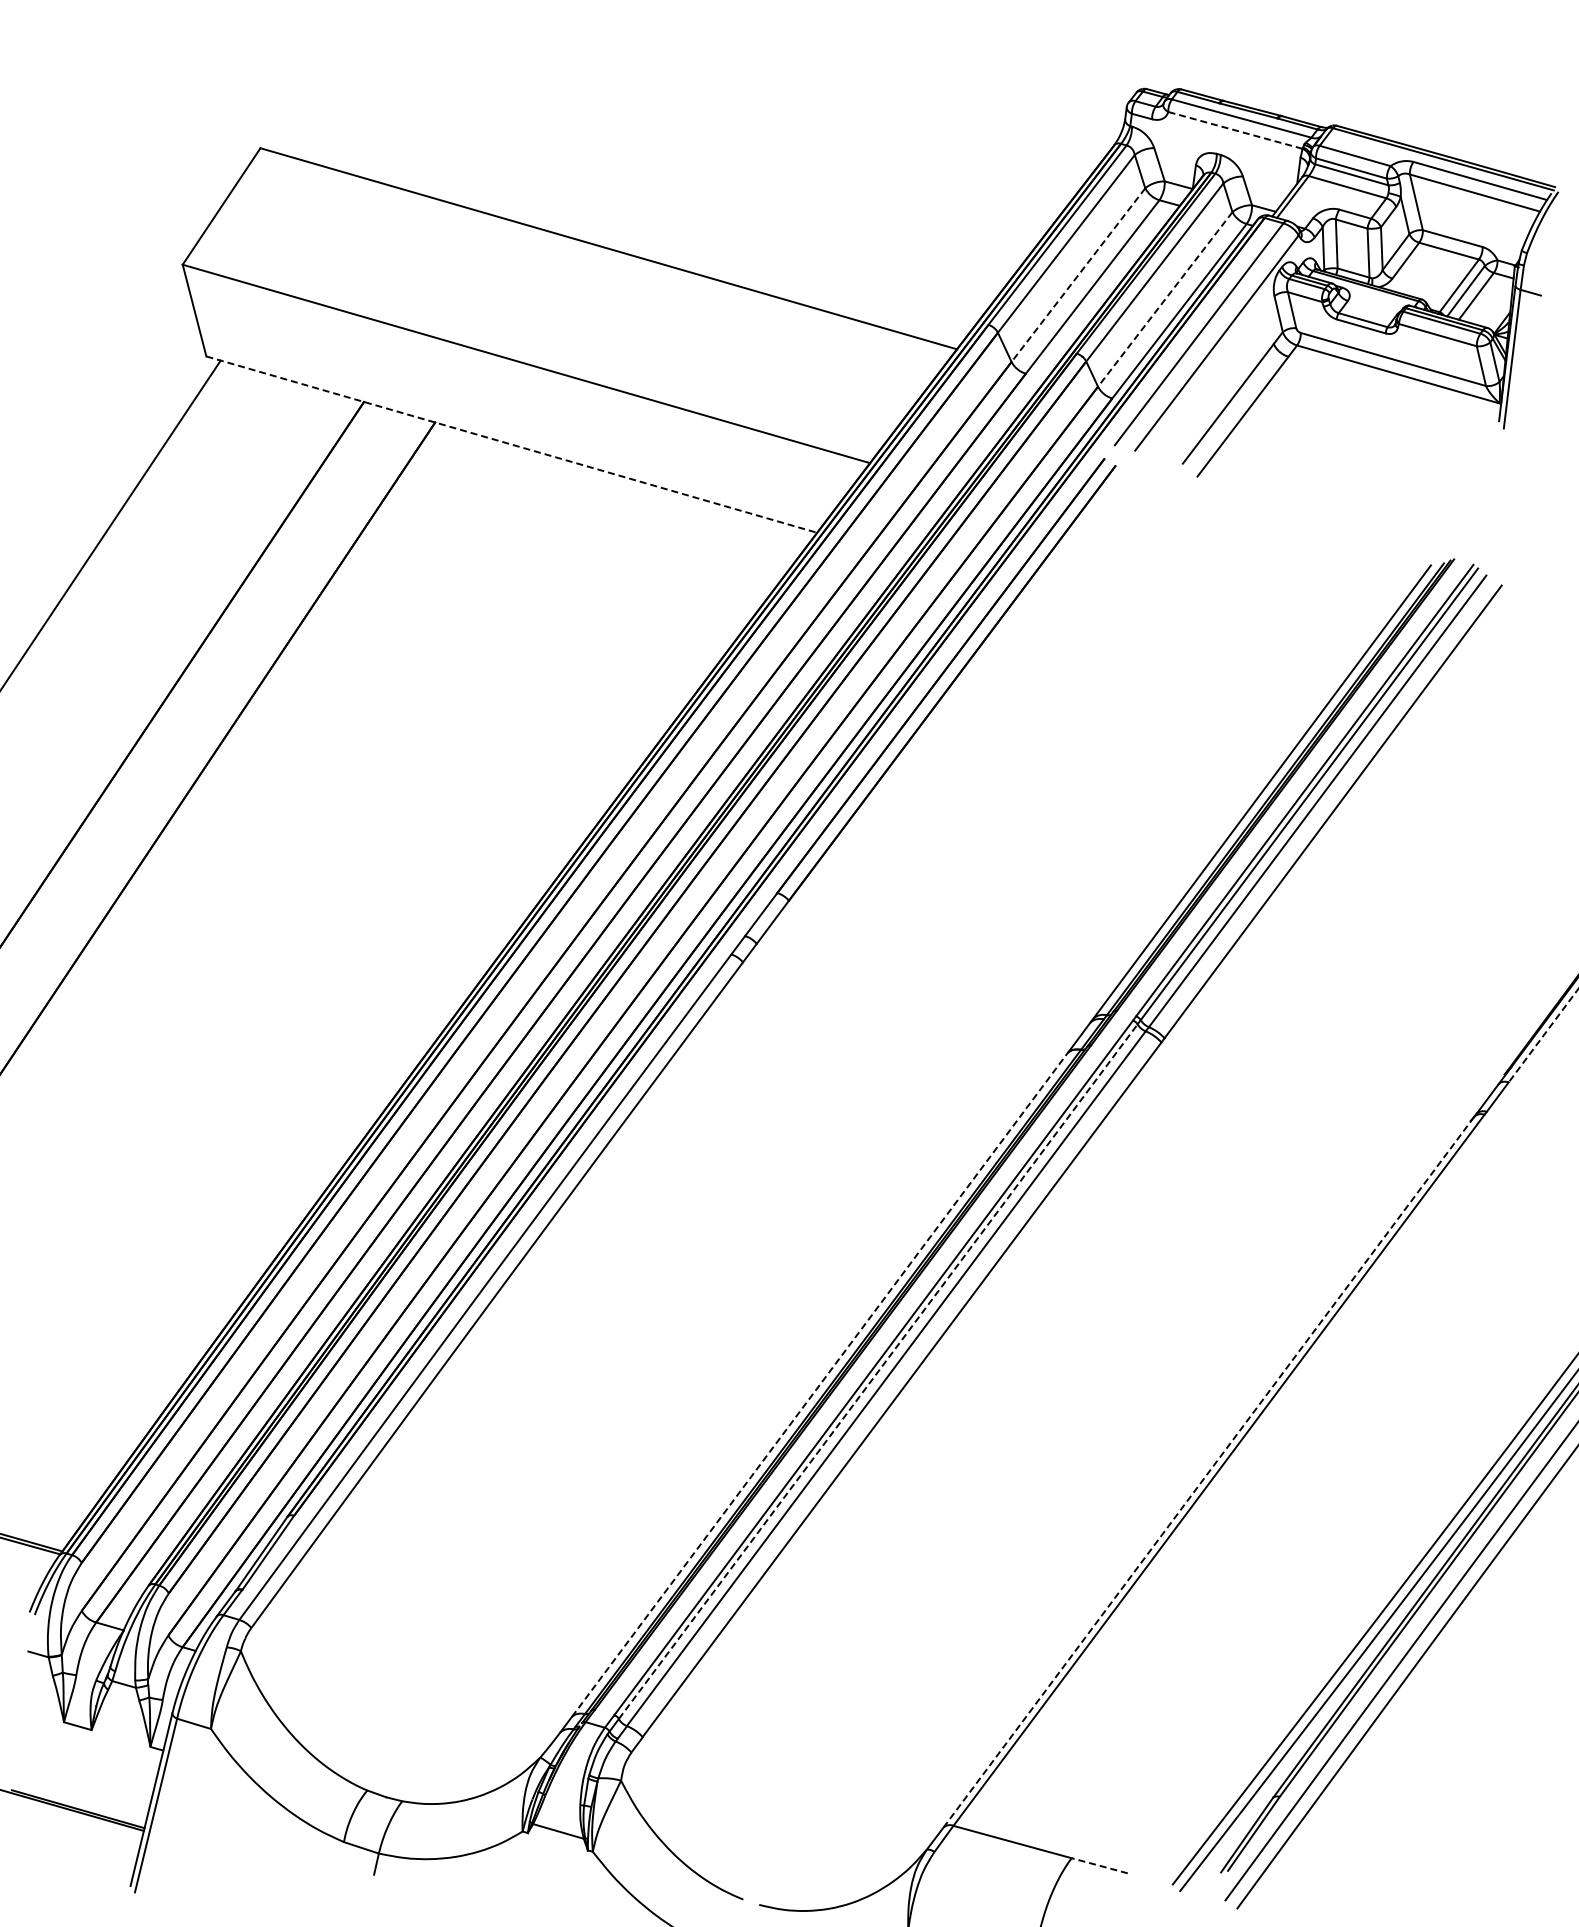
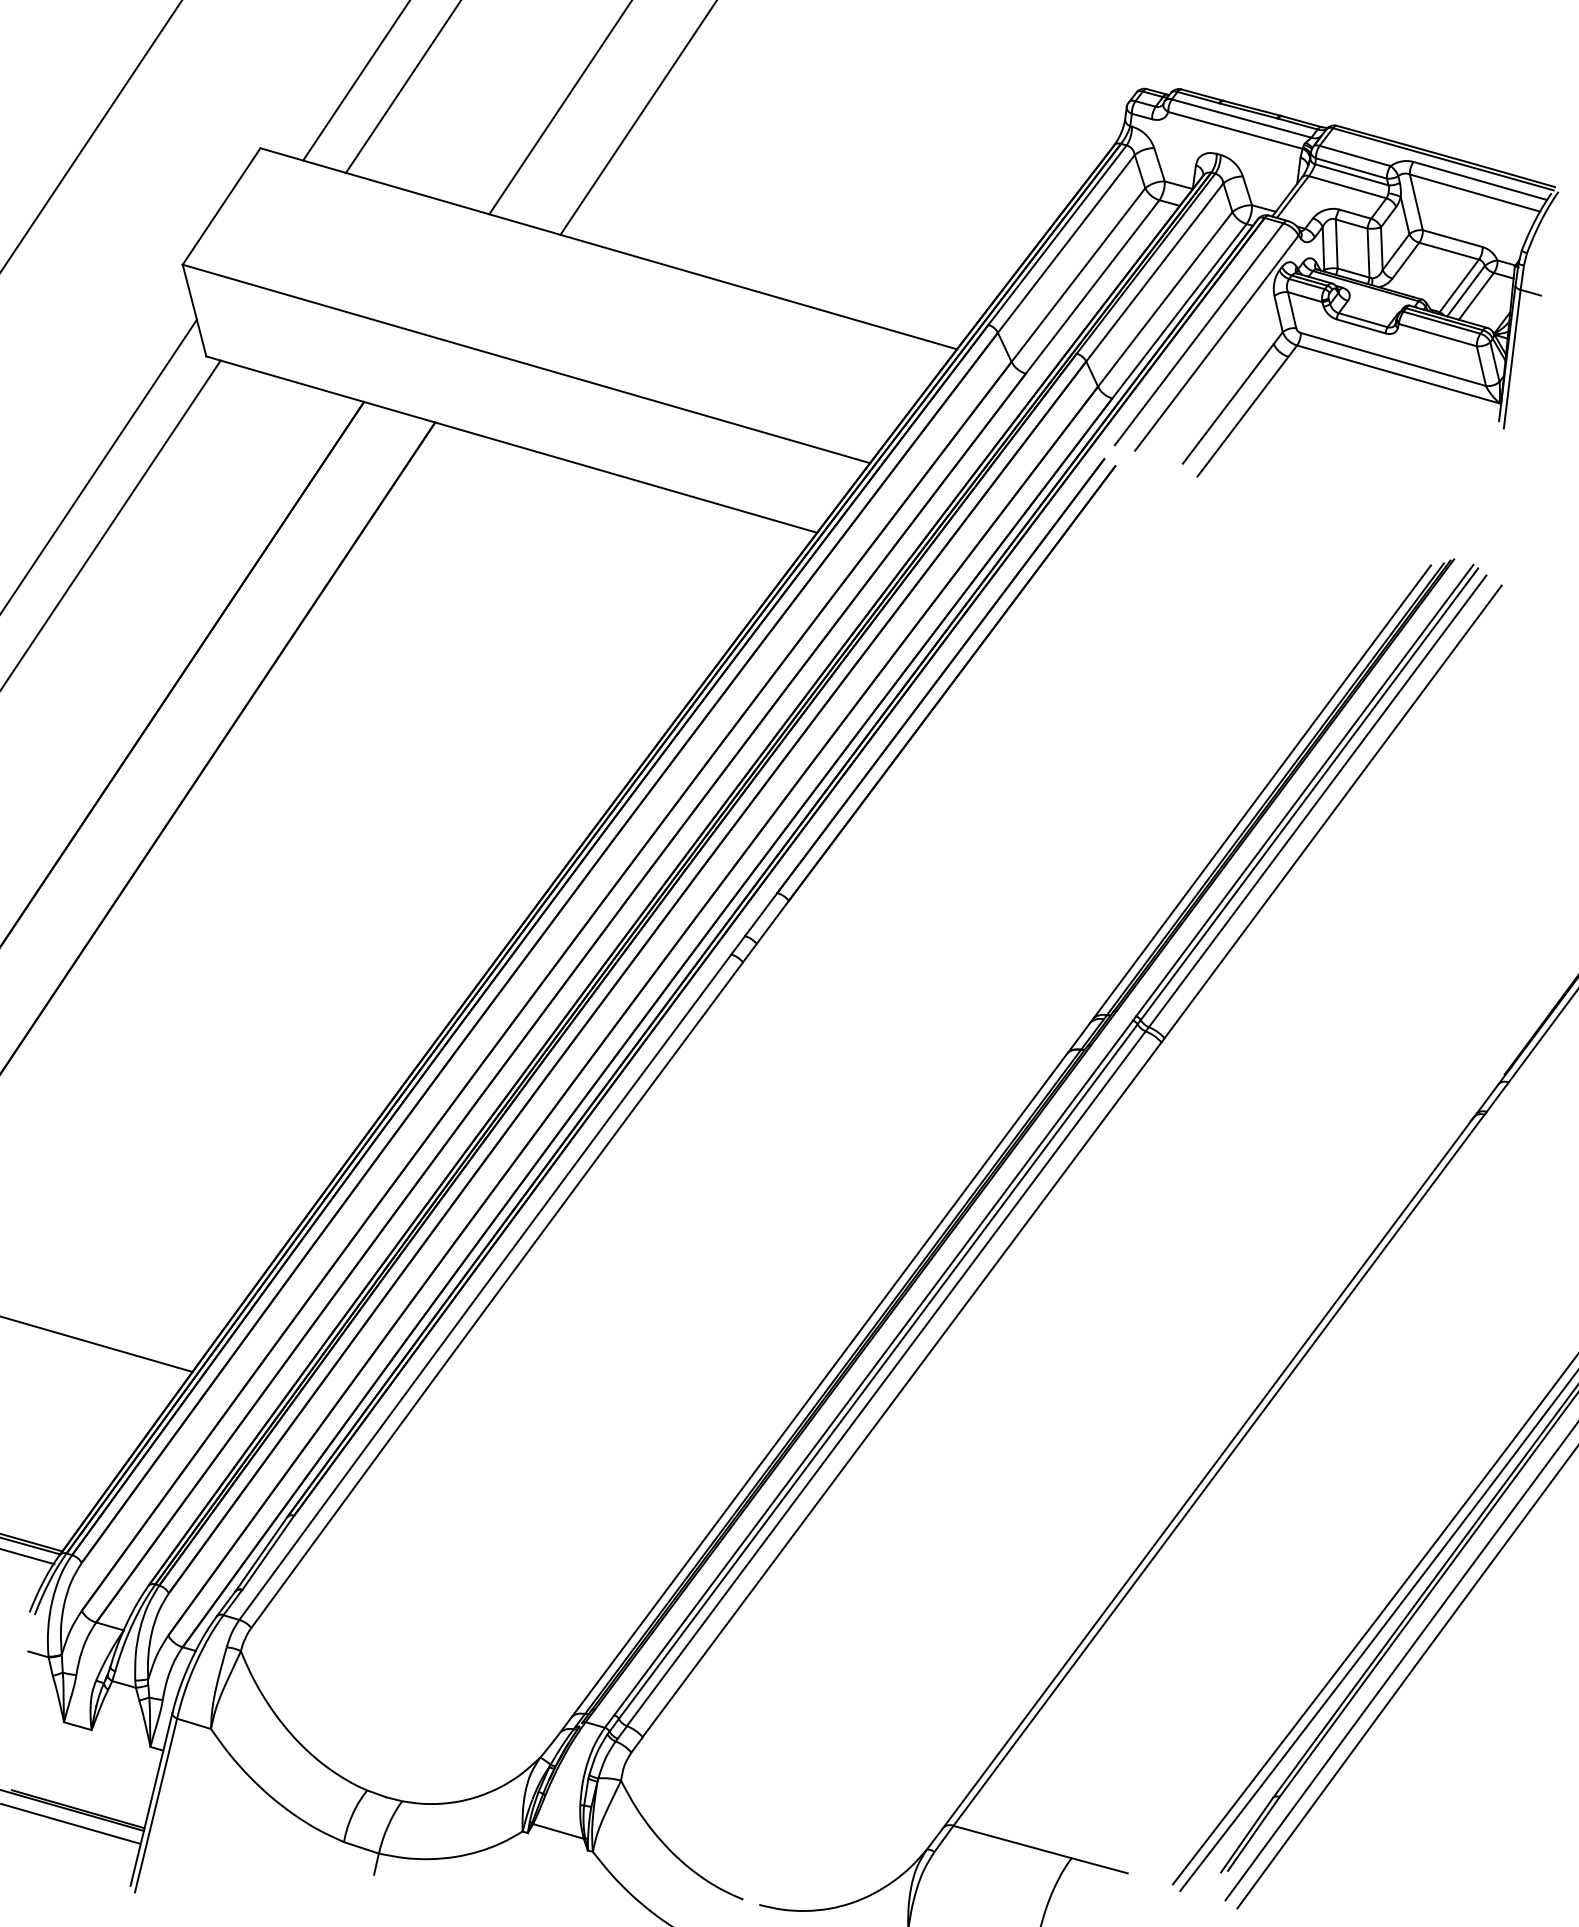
line: none -> present (355, 81)
line: none -> present (402, 87)
line: none -> present (559, 108)
line: none -> present (637, 118)
line: dashed -> solid (1235, 130)
line: none -> present (91, 136)
line: dashed -> solid (1078, 275)
line: dashed -> solid (1164, 299)
line: dashed -> solid (511, 444)
line: none -> present (99, 465)
line: dashed -> solid (1543, 1035)
line: none -> present (97, 1344)
line: dashed -> solid (878, 1371)
line: dashed -> solid (820, 1384)
line: dashed -> solid (1208, 1472)
line: none -> present (28, 1556)
line: none -> present (71, 1823)
line: dashed -> solid (1099, 1865)
